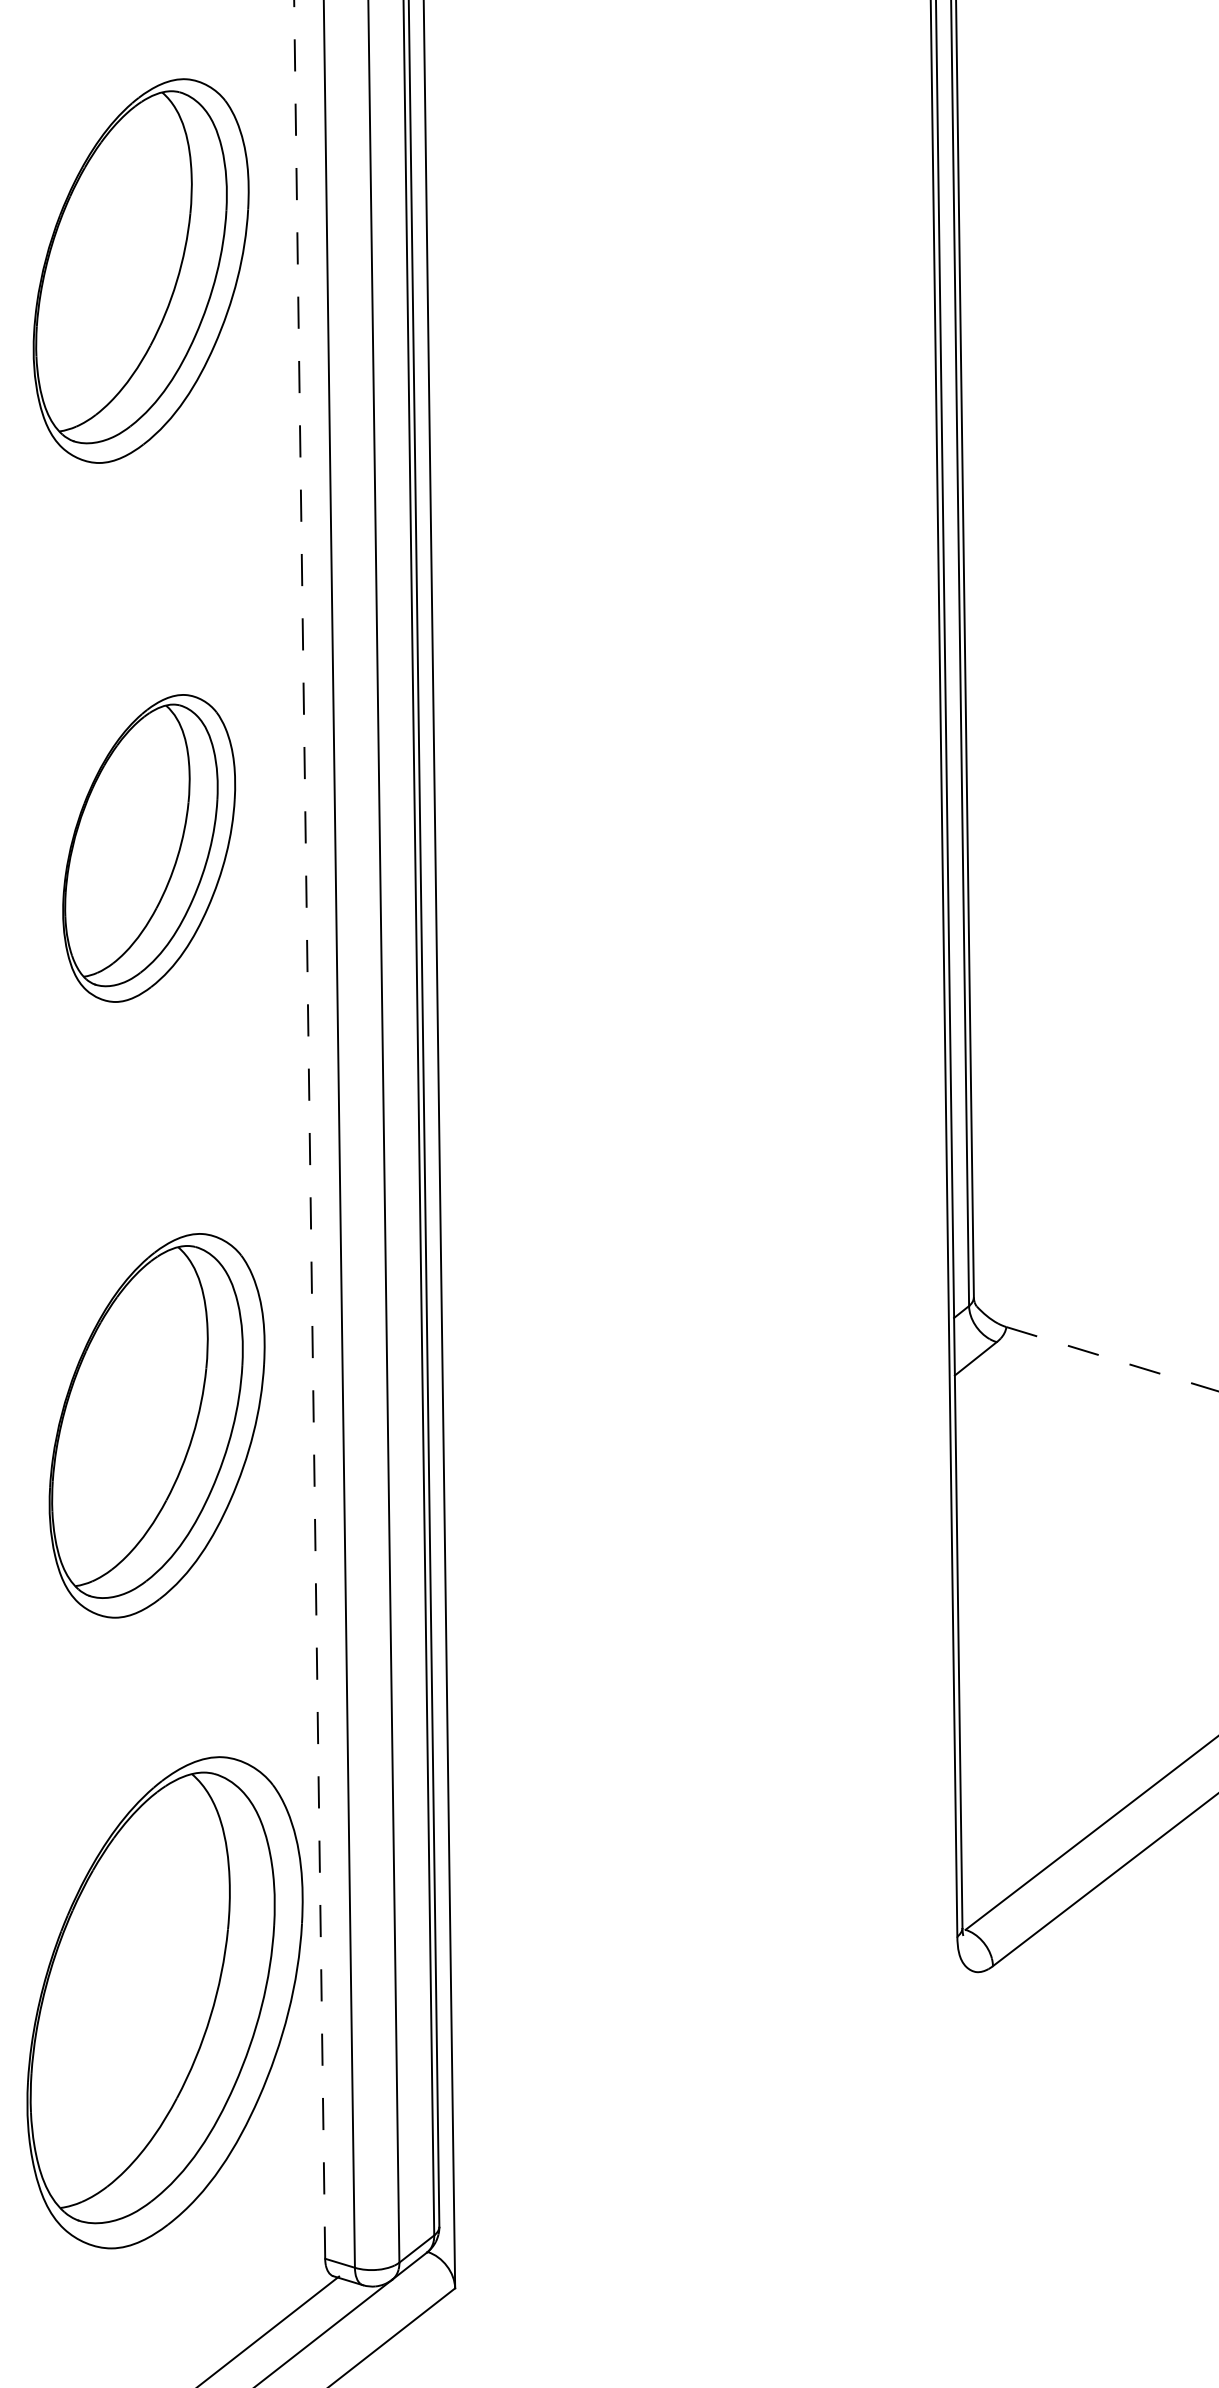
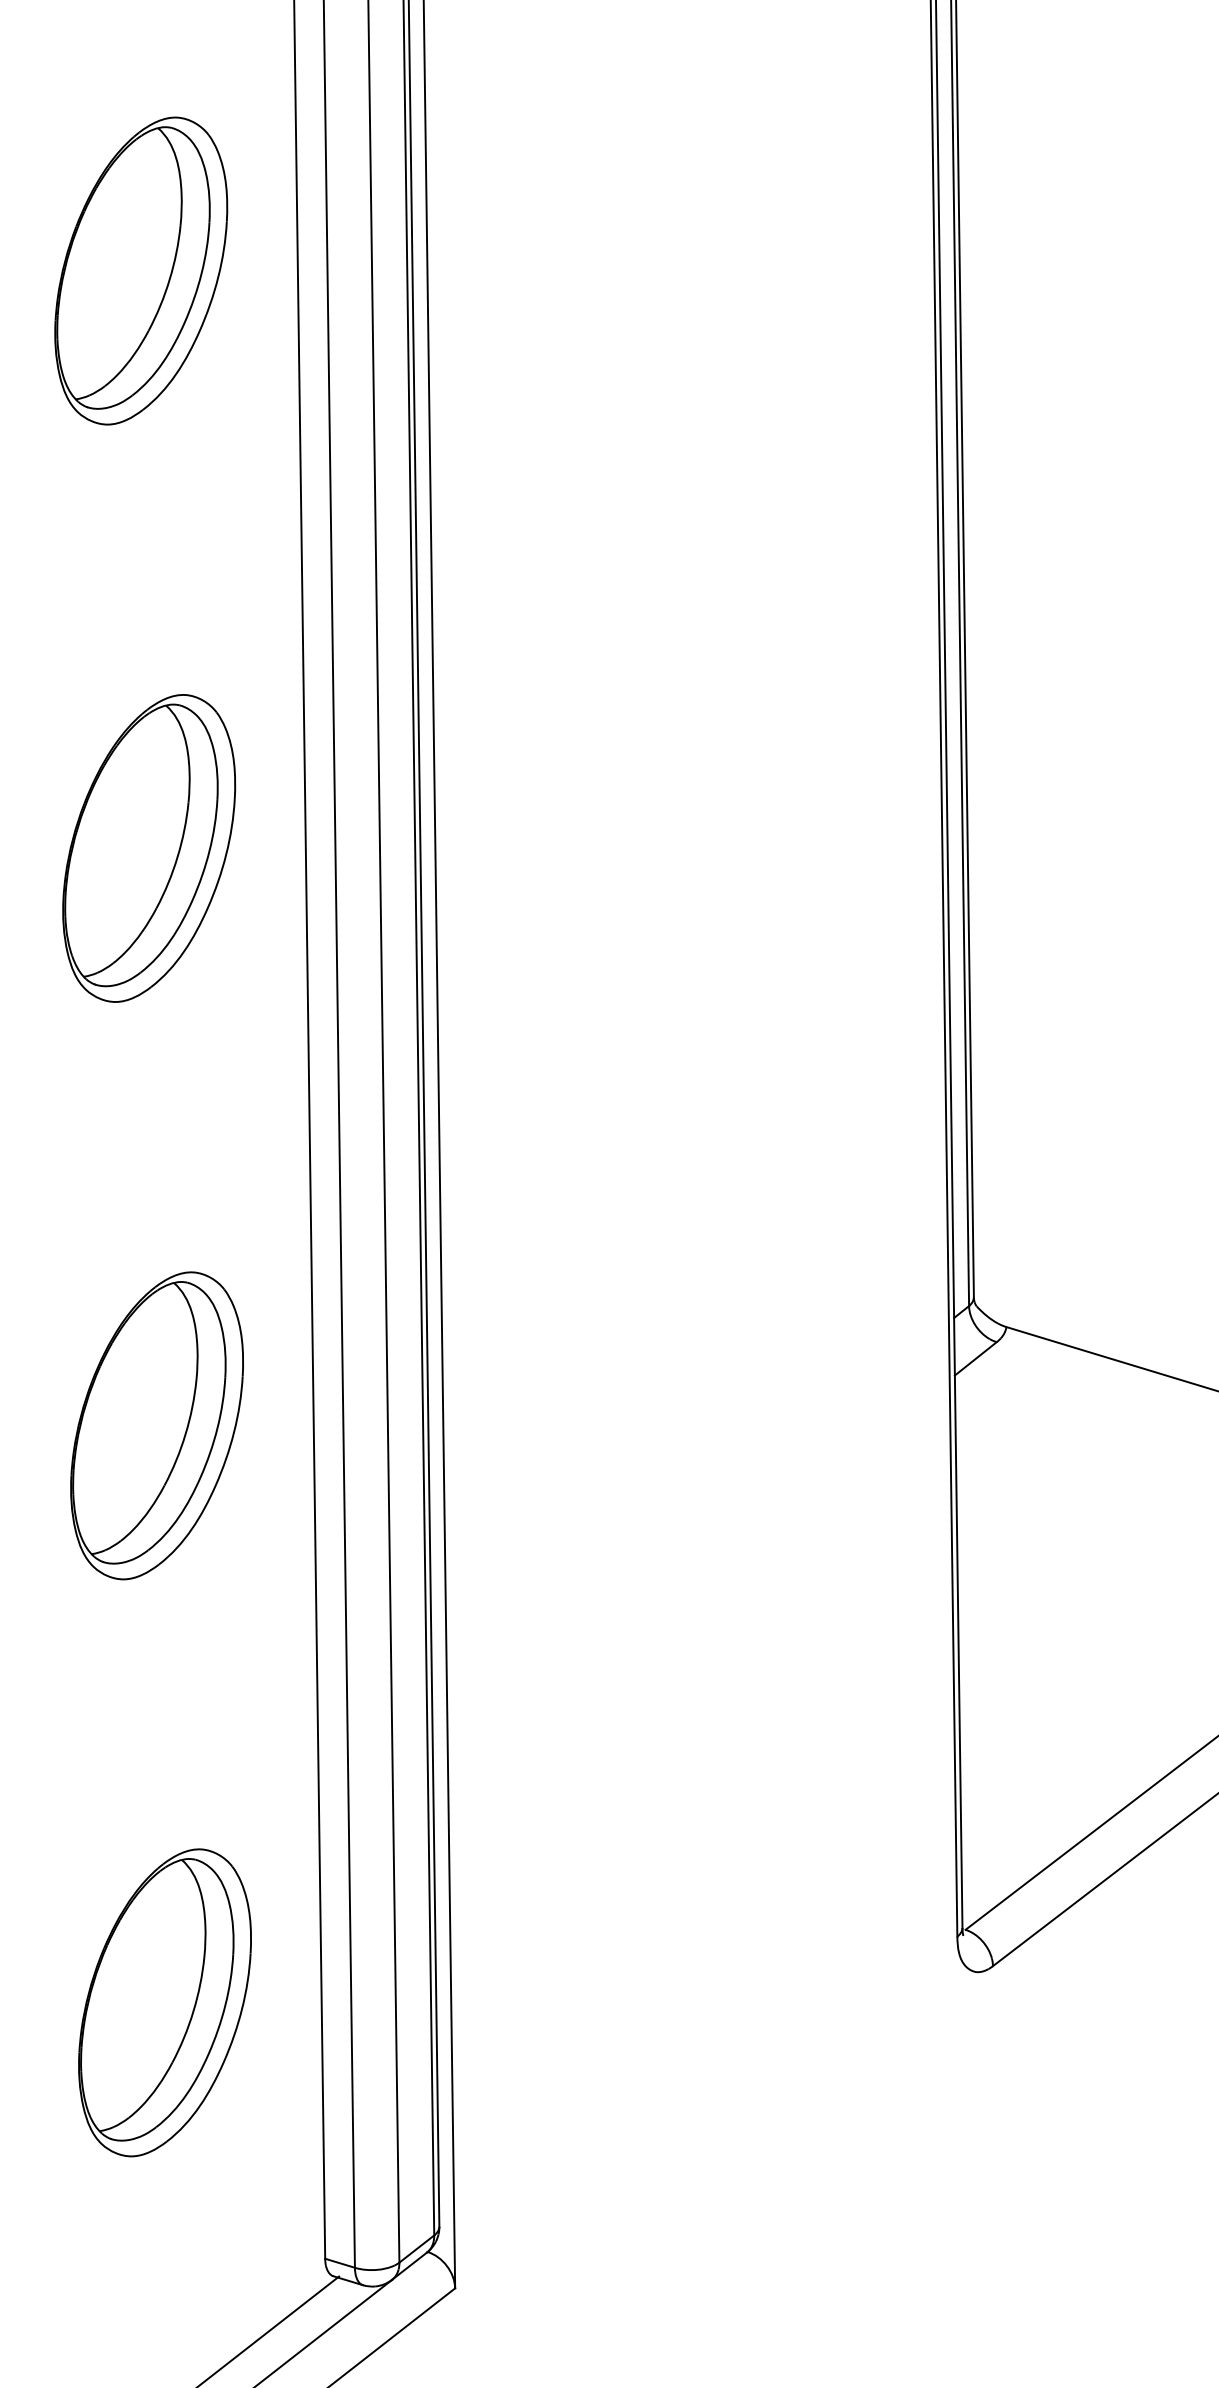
part size: 218x386 px -> 175x310 px (141, 270)
line: dashed -> solid (309, 1129)
line: dashed -> solid (1112, 1359)
part size: 218x386 px -> 174x310 px (156, 1425)
part size: 278x494 px -> 174x310 px (164, 2002)
